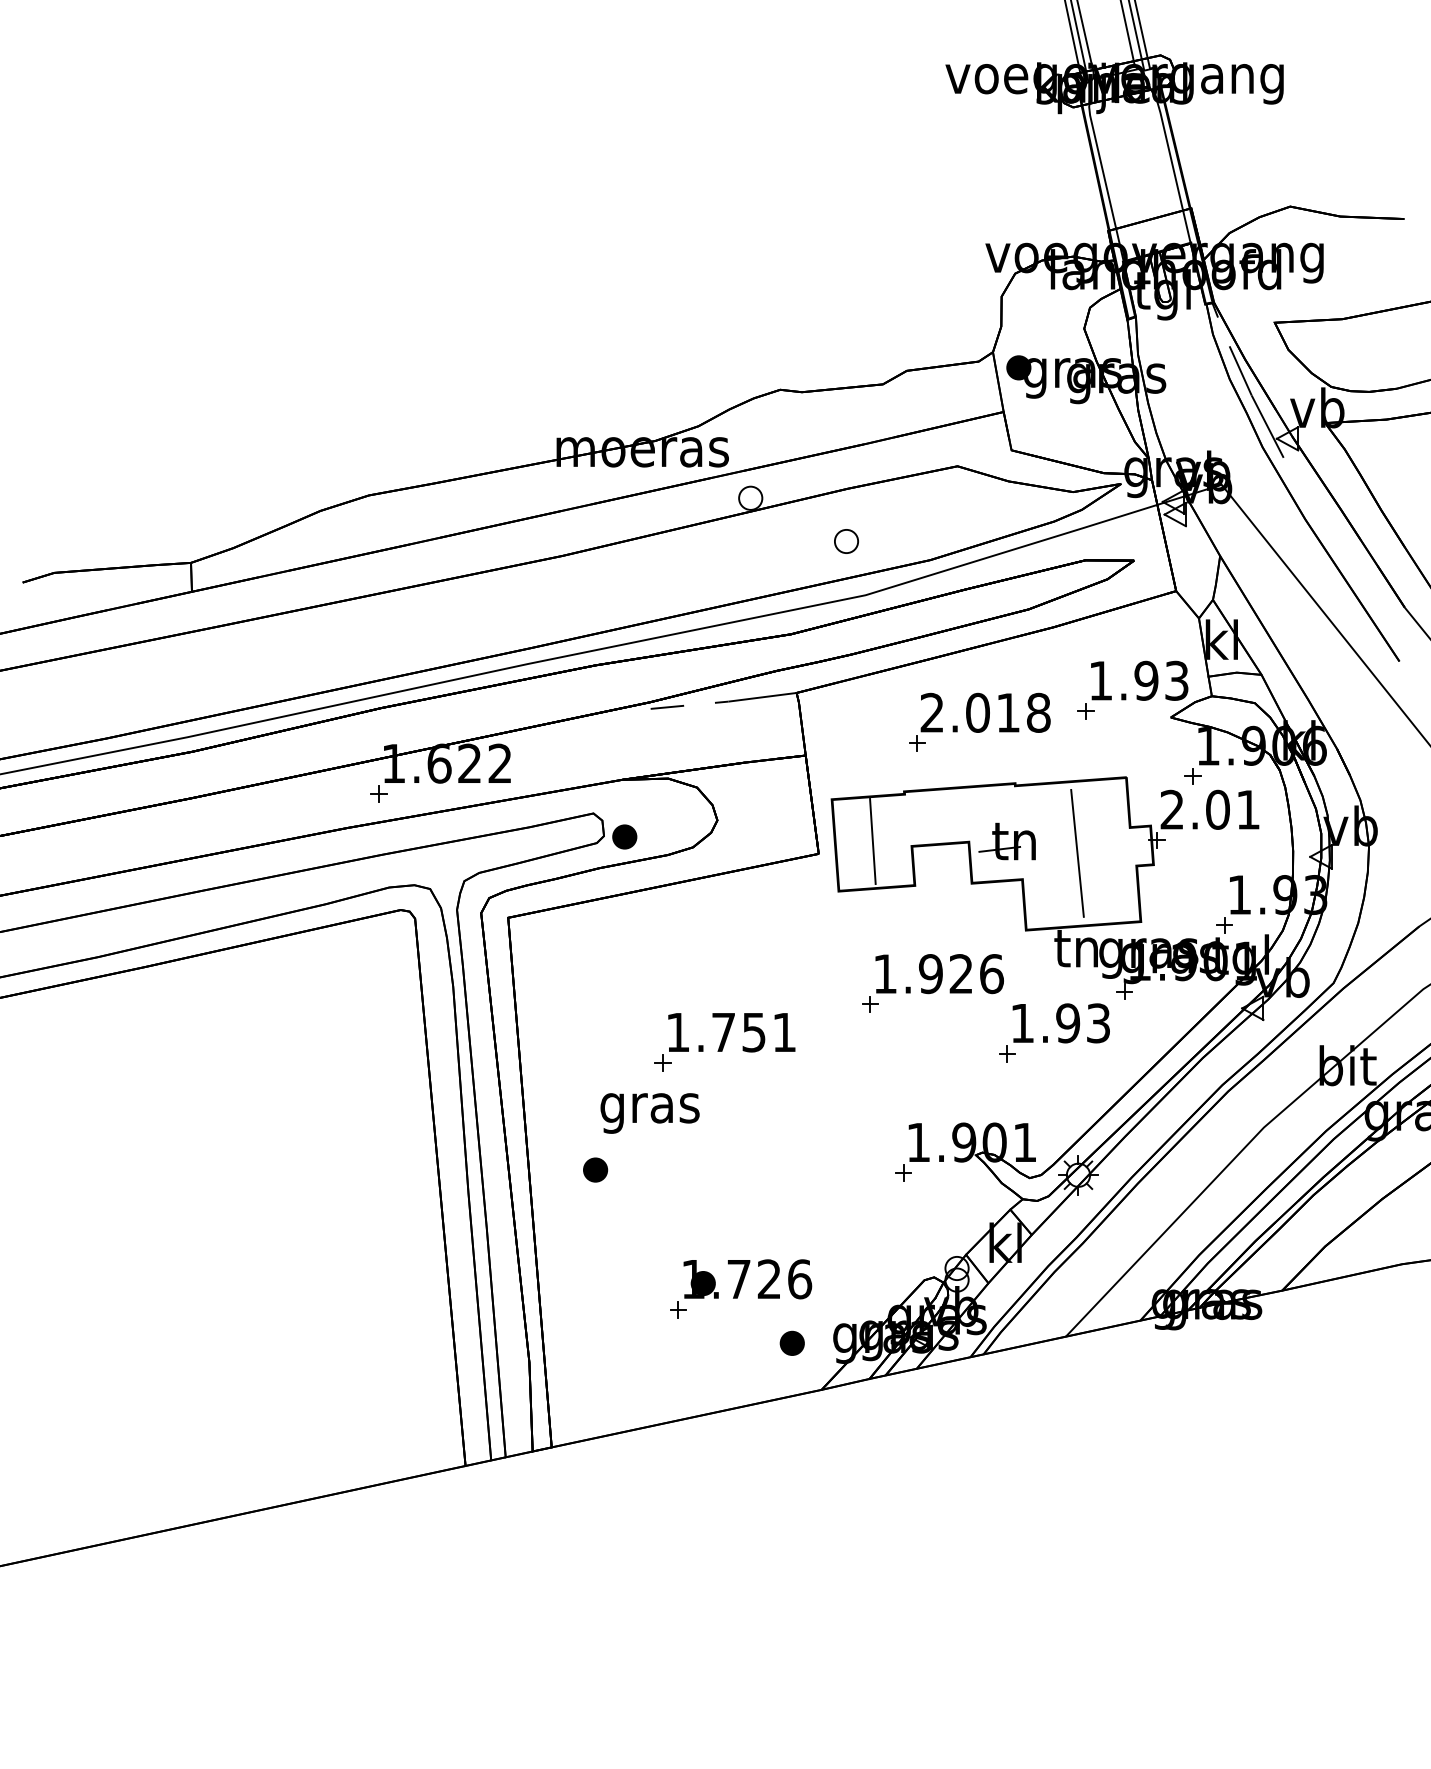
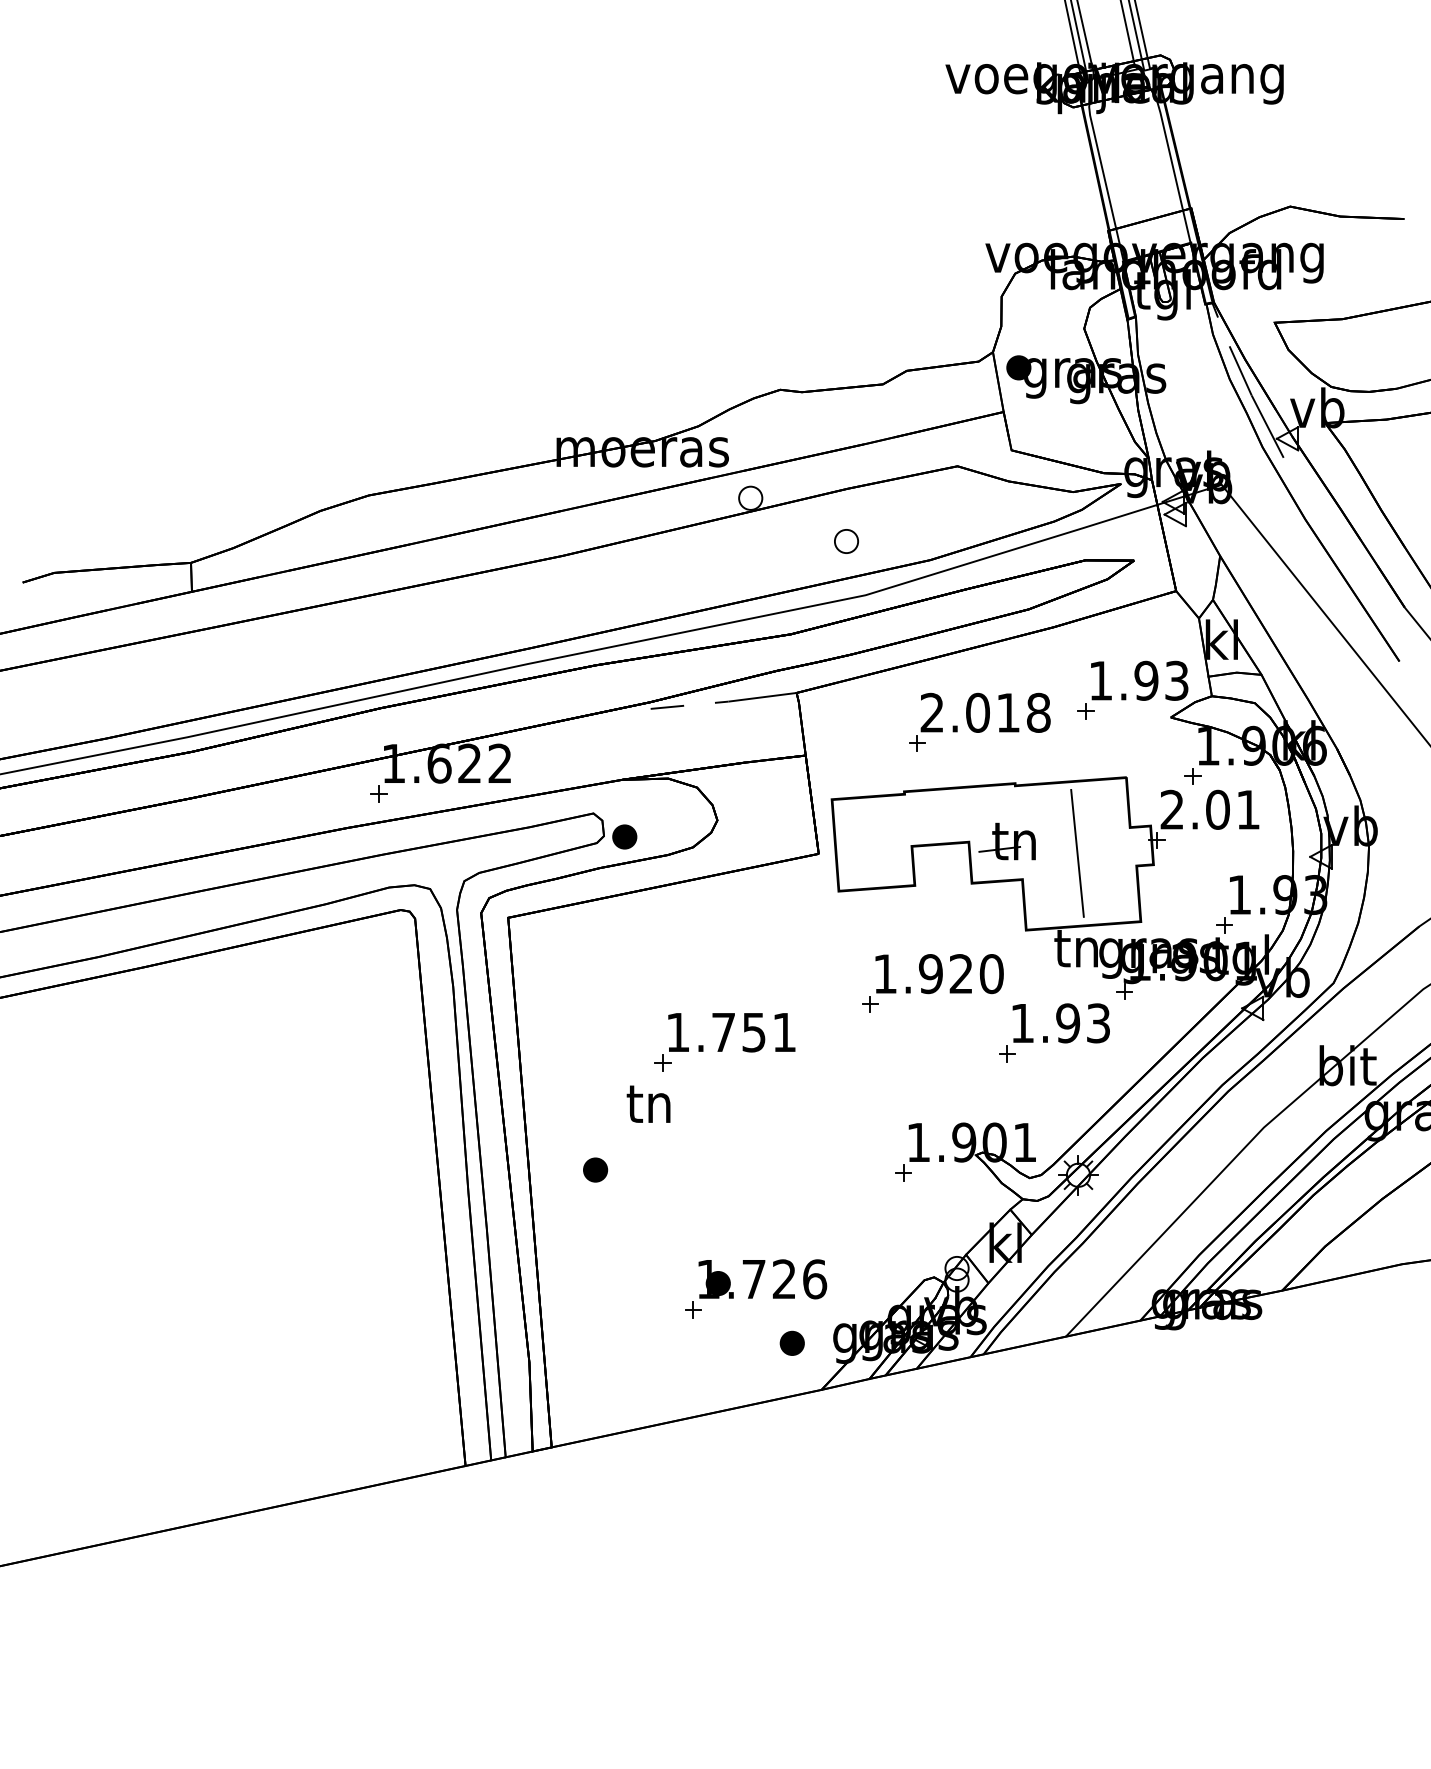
line: present -> none (872, 841)
text: 1.926 -> 1.920 (991, 973)
text: gras -> tn (649, 1109)
part position: (741, 1288) -> (756, 1288) (756, 1288)
